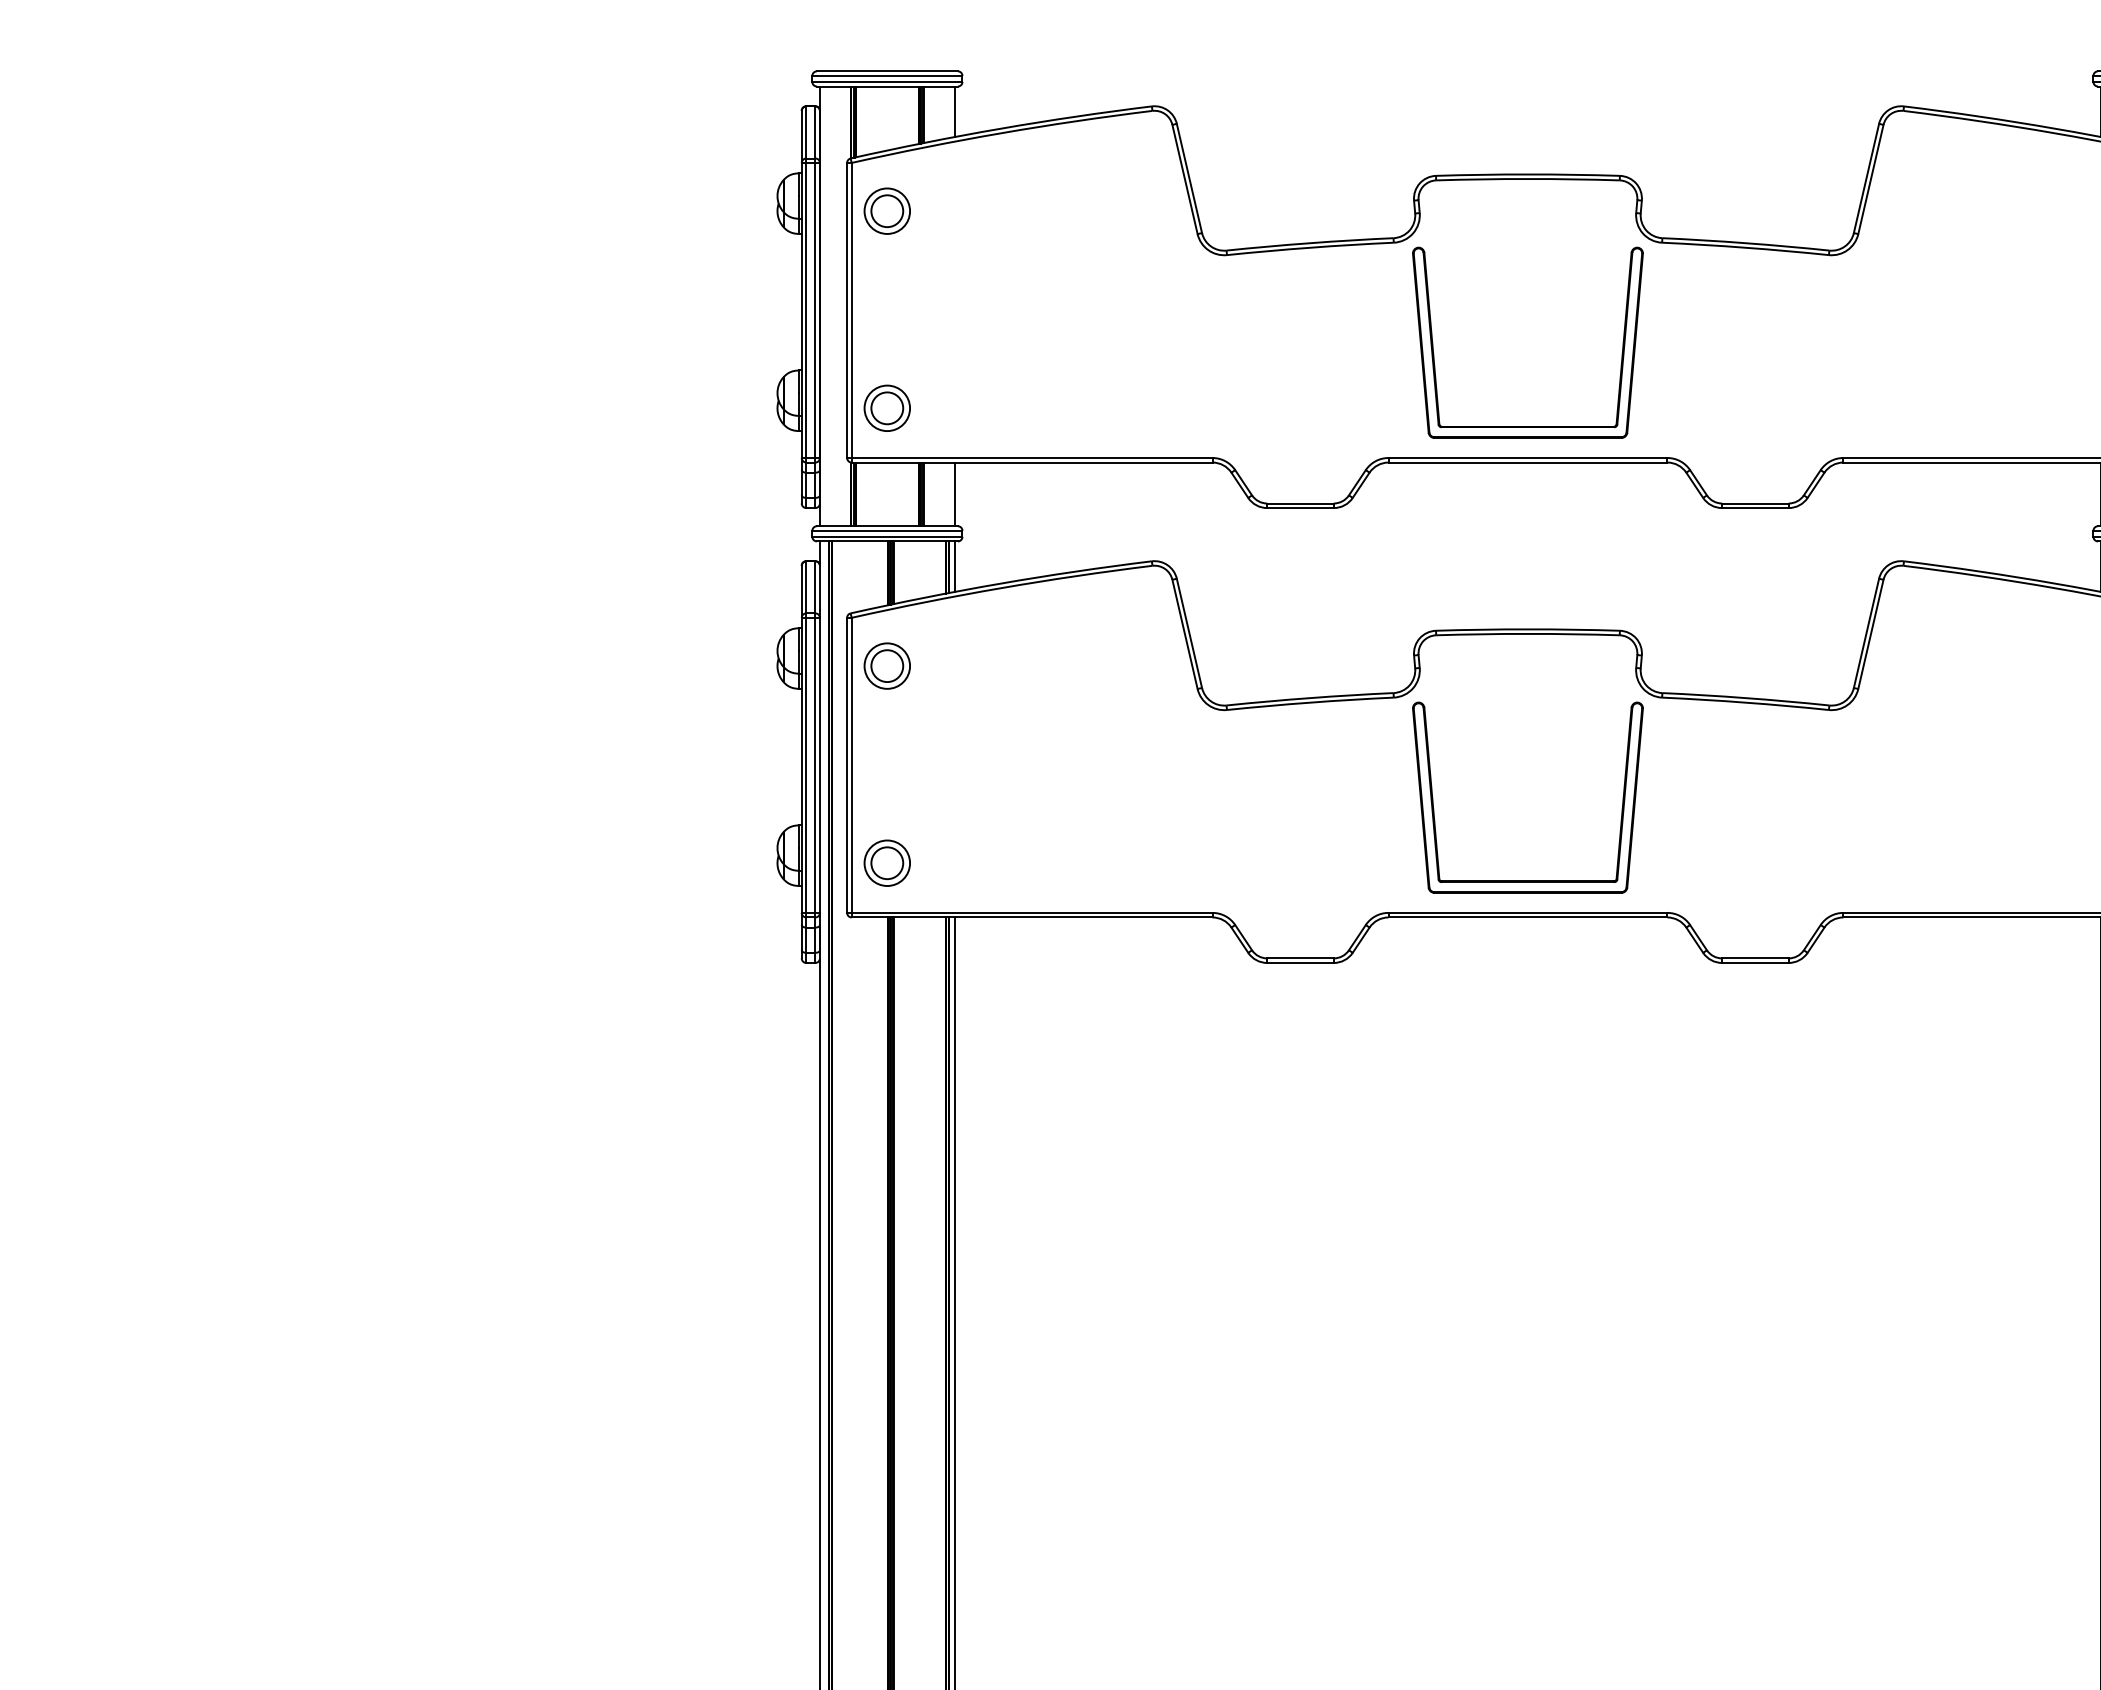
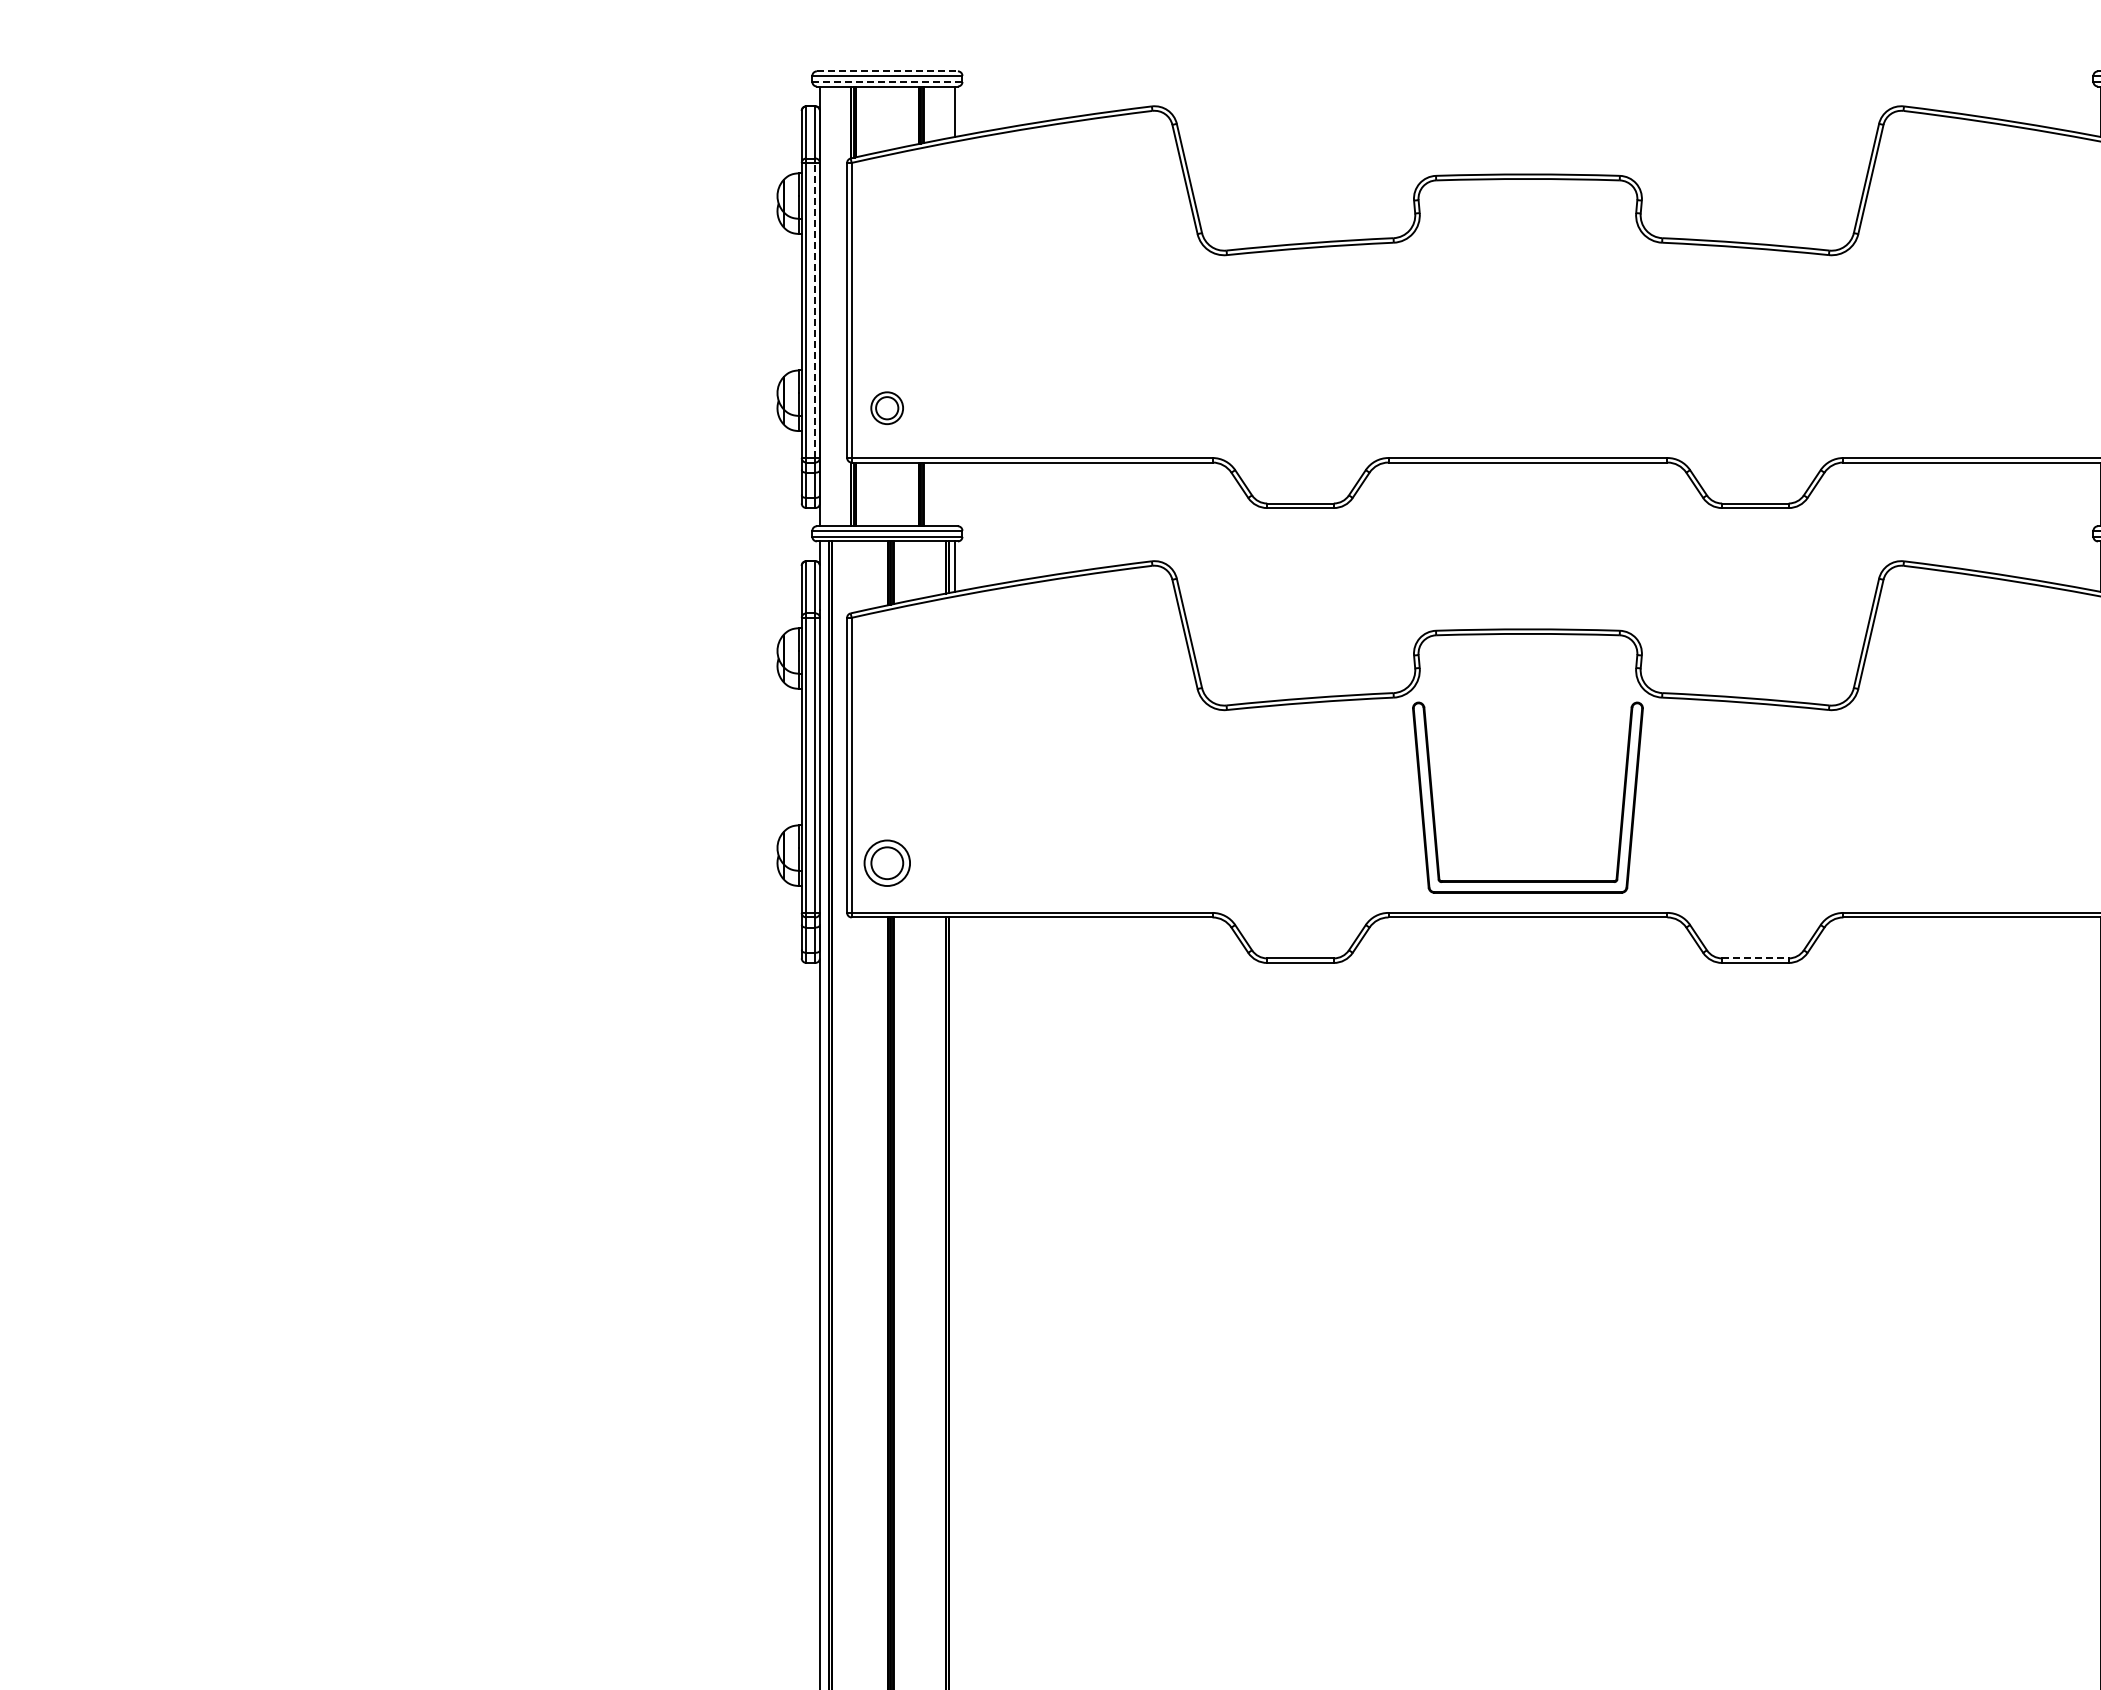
line: solid -> dashed (887, 71)
line: solid -> dashed (887, 81)
part: present -> none (886, 210)
line: solid -> dashed (815, 310)
part size: 48x48 px -> 34x34 px (886, 407)
part: present -> none (1527, 426)
line: present -> none (954, 494)
part: present -> none (886, 665)
line: solid -> dashed (1755, 958)
line: present -> none (954, 1301)
